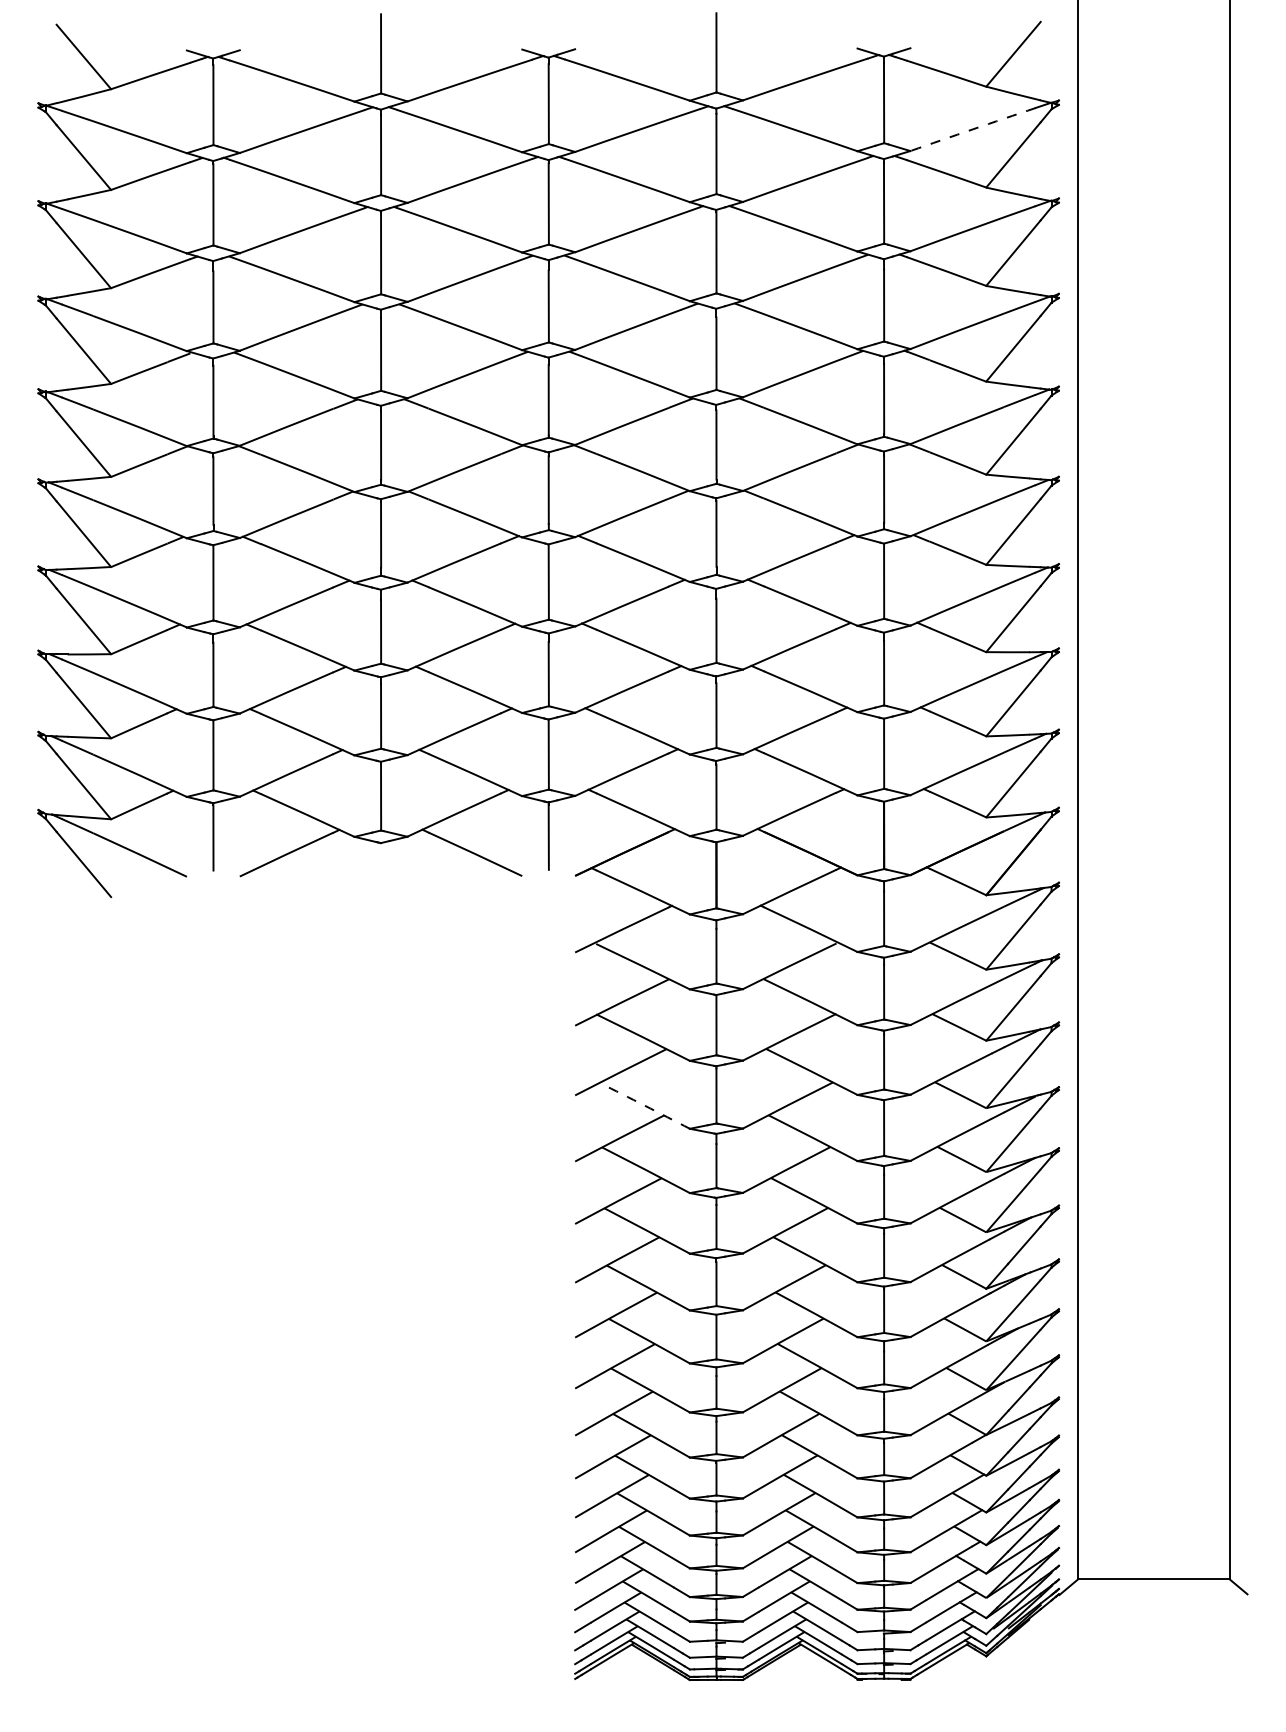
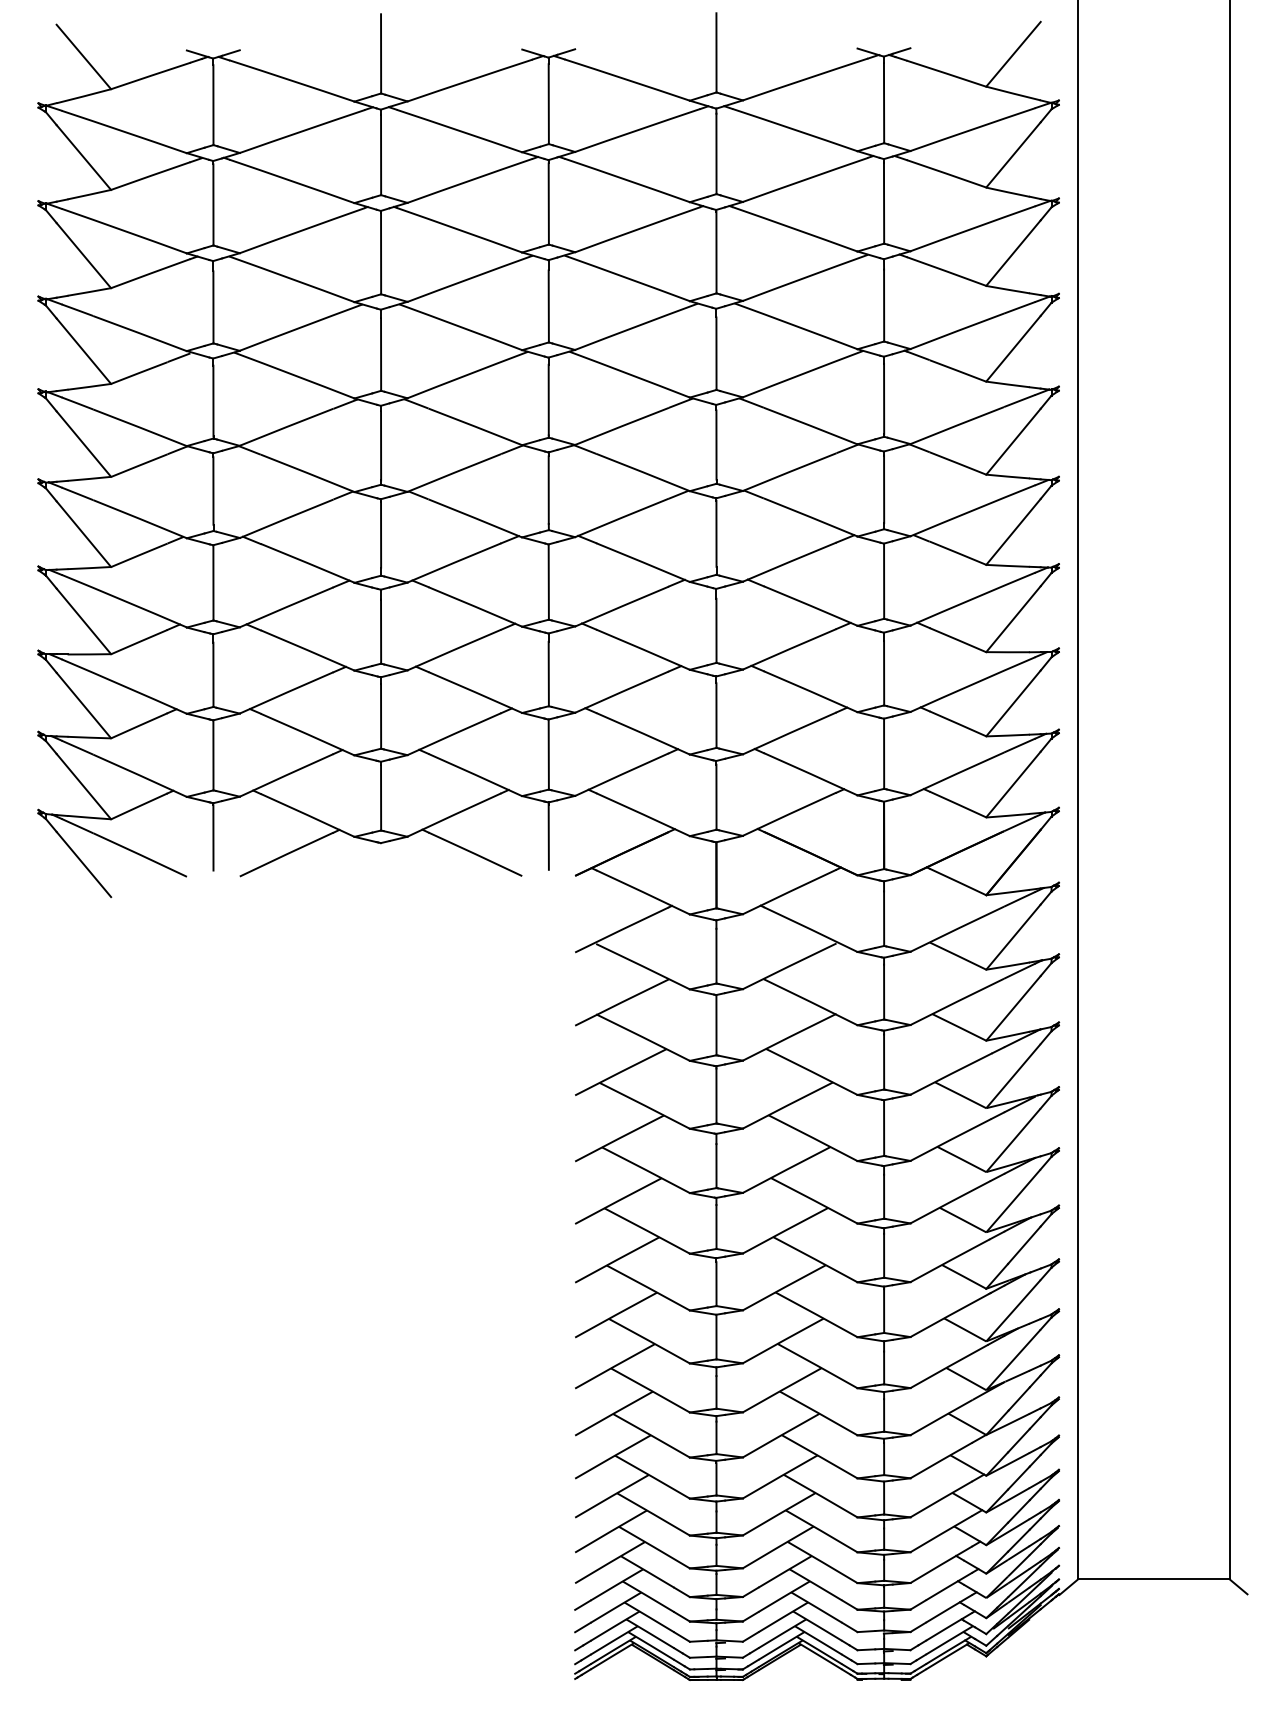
arc: dashed -> solid (973, 129)
arc: dashed -> solid (644, 1105)
